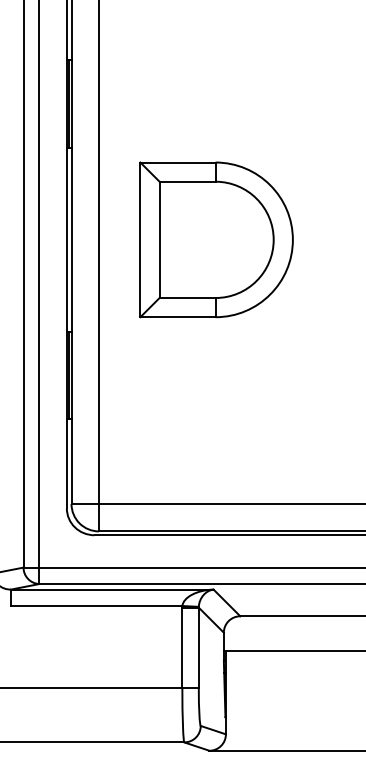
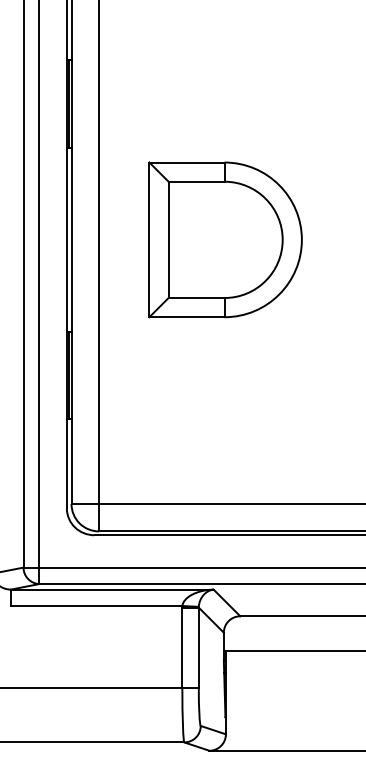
part position: (216, 239) -> (225, 239) (225, 239)
